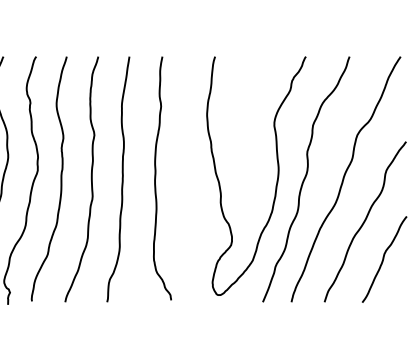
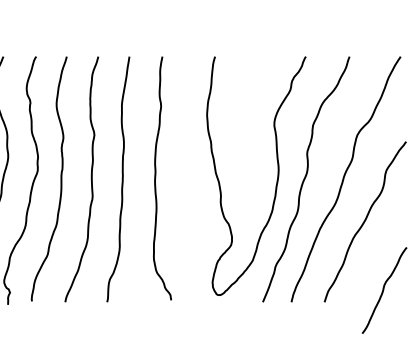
curve position: (384, 259) -> (384, 290) (384, 290)
